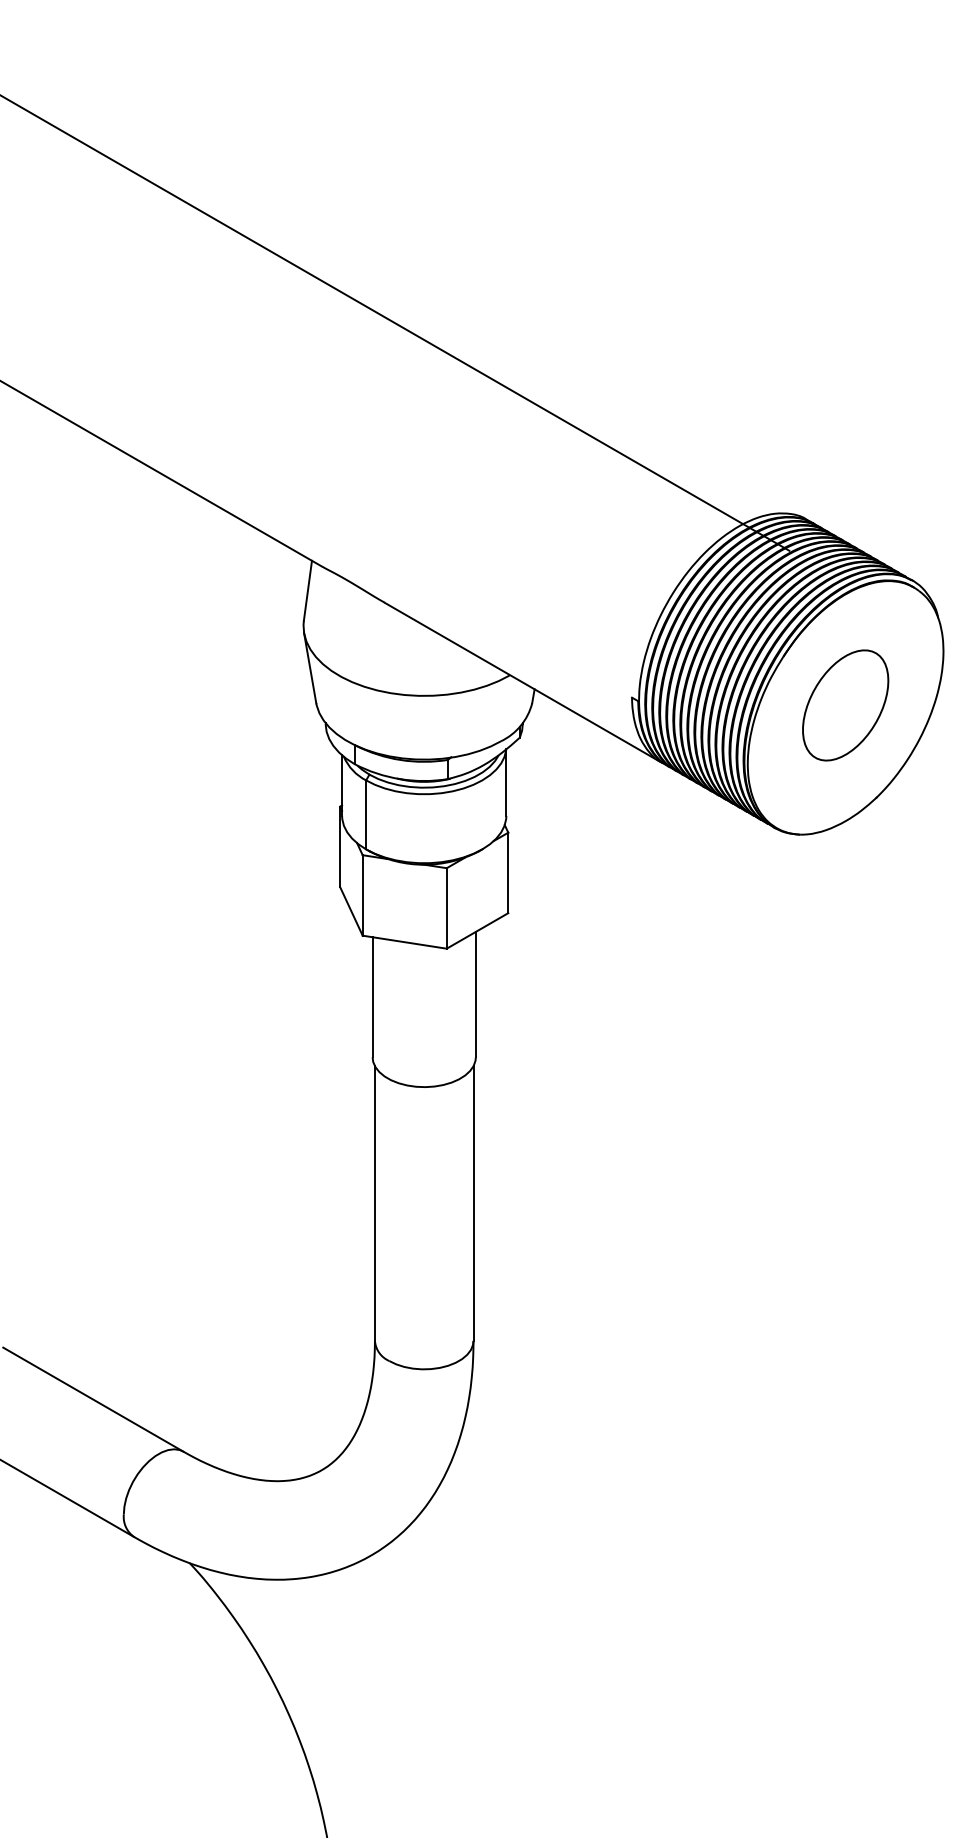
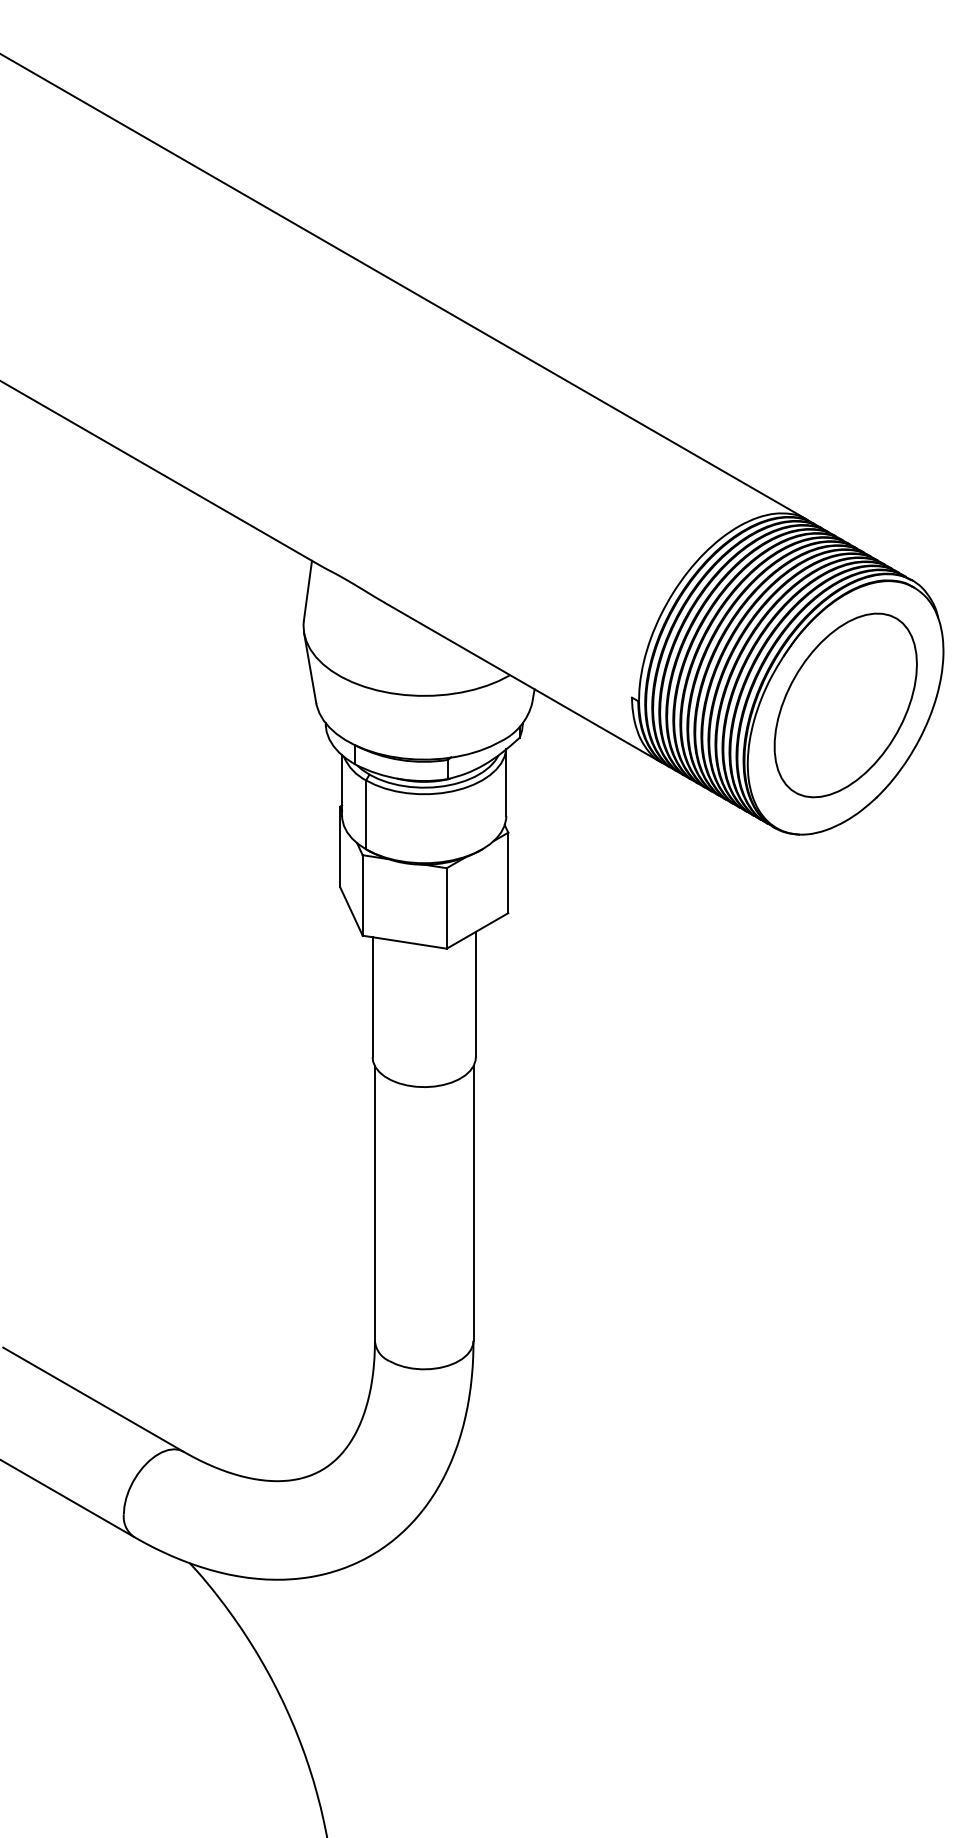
line position: (395, 323) -> (404, 287) (404, 287)
part size: 88x113 px -> 145x187 px (845, 705)
